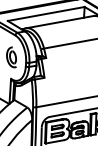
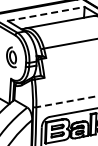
line: solid -> dashed (46, 13)
line: solid -> dashed (66, 101)
